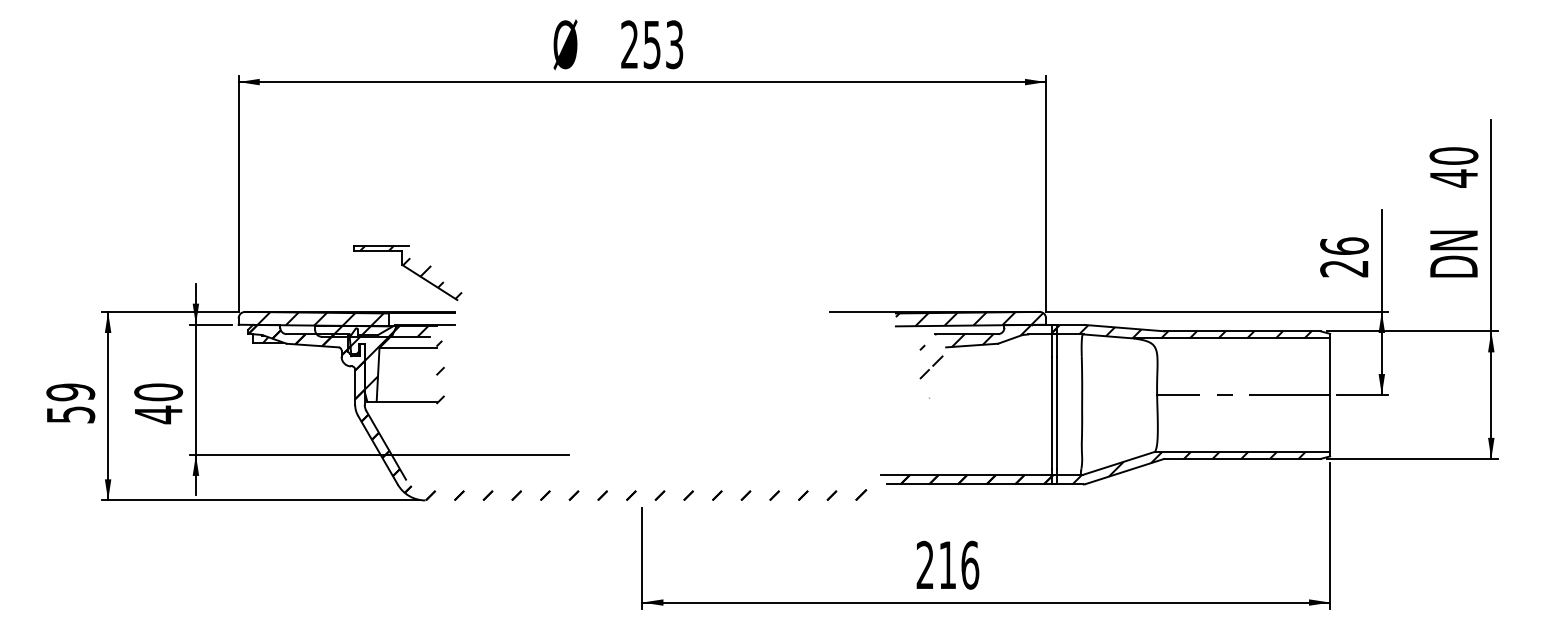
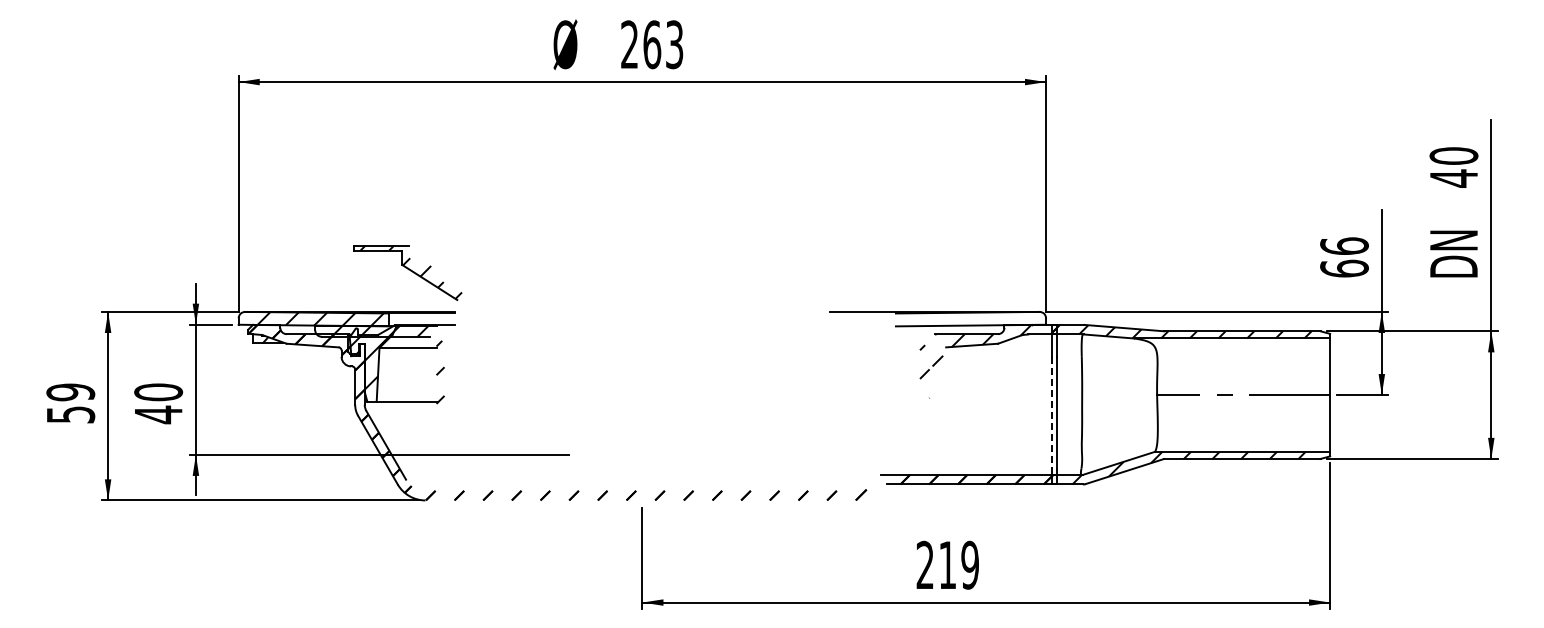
text: 253 -> 263 (652, 44)
text: 26 -> 66 (1344, 268)
hatch: present -> none (969, 319)
line: solid -> dashed (1052, 412)
text: 216 -> 219 (970, 564)
